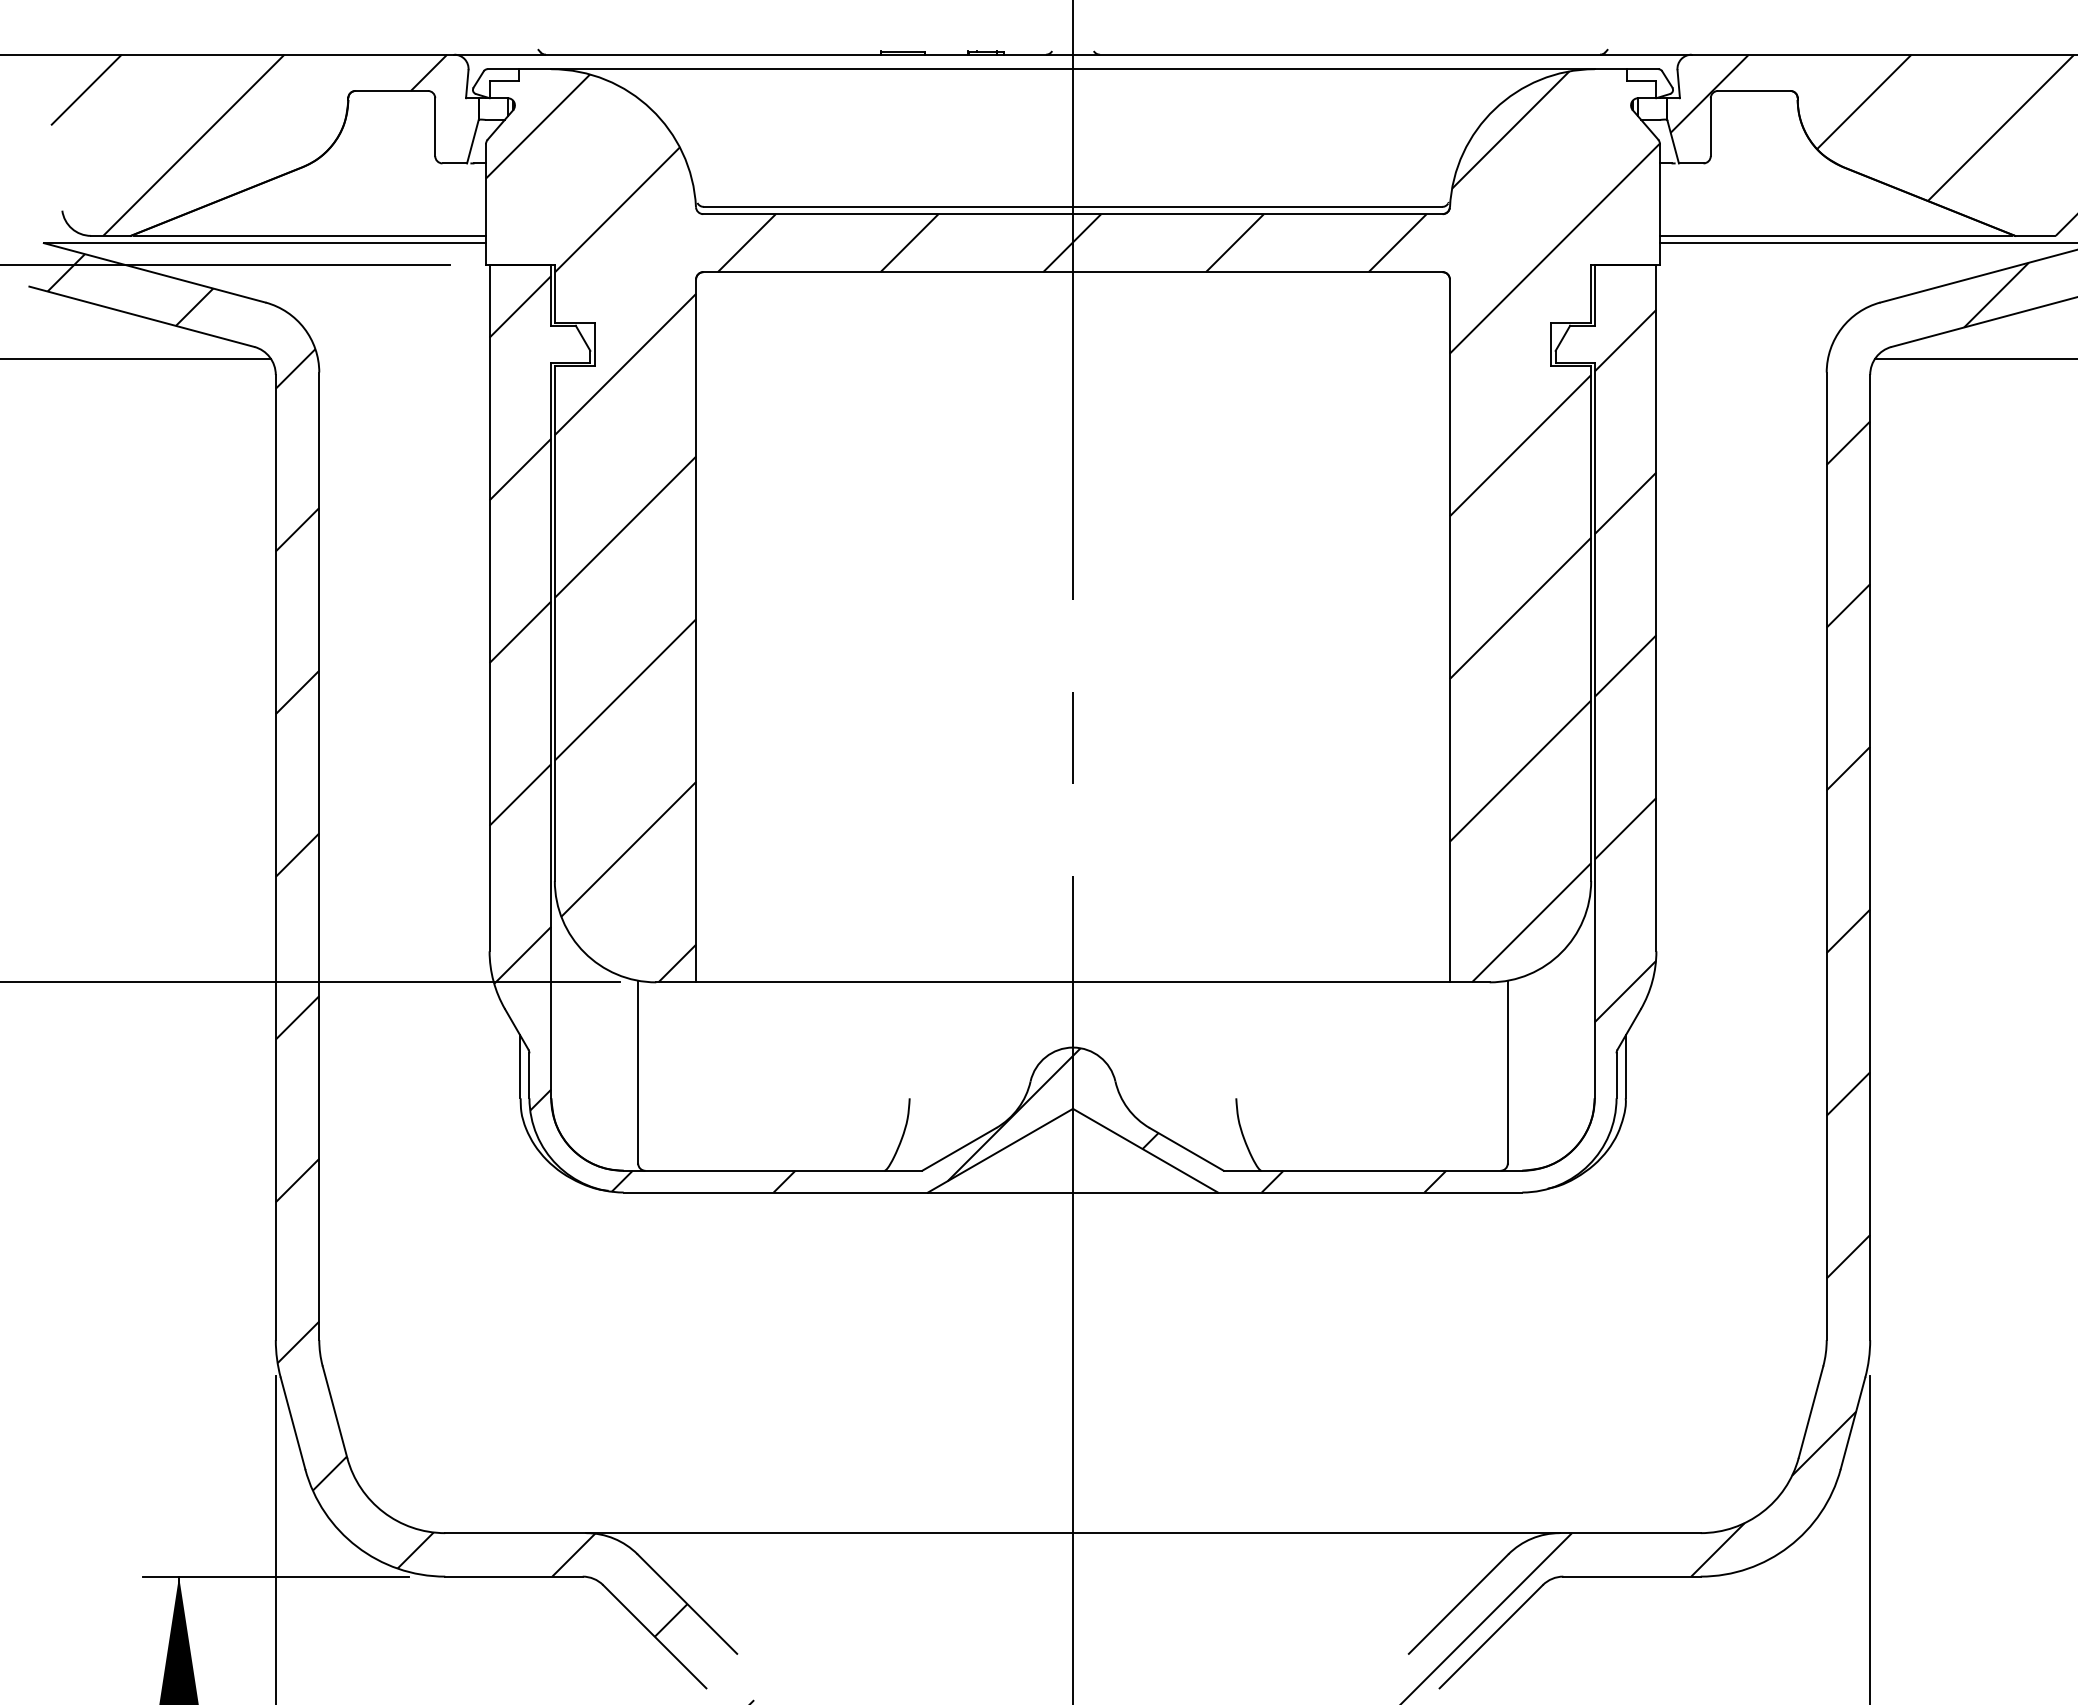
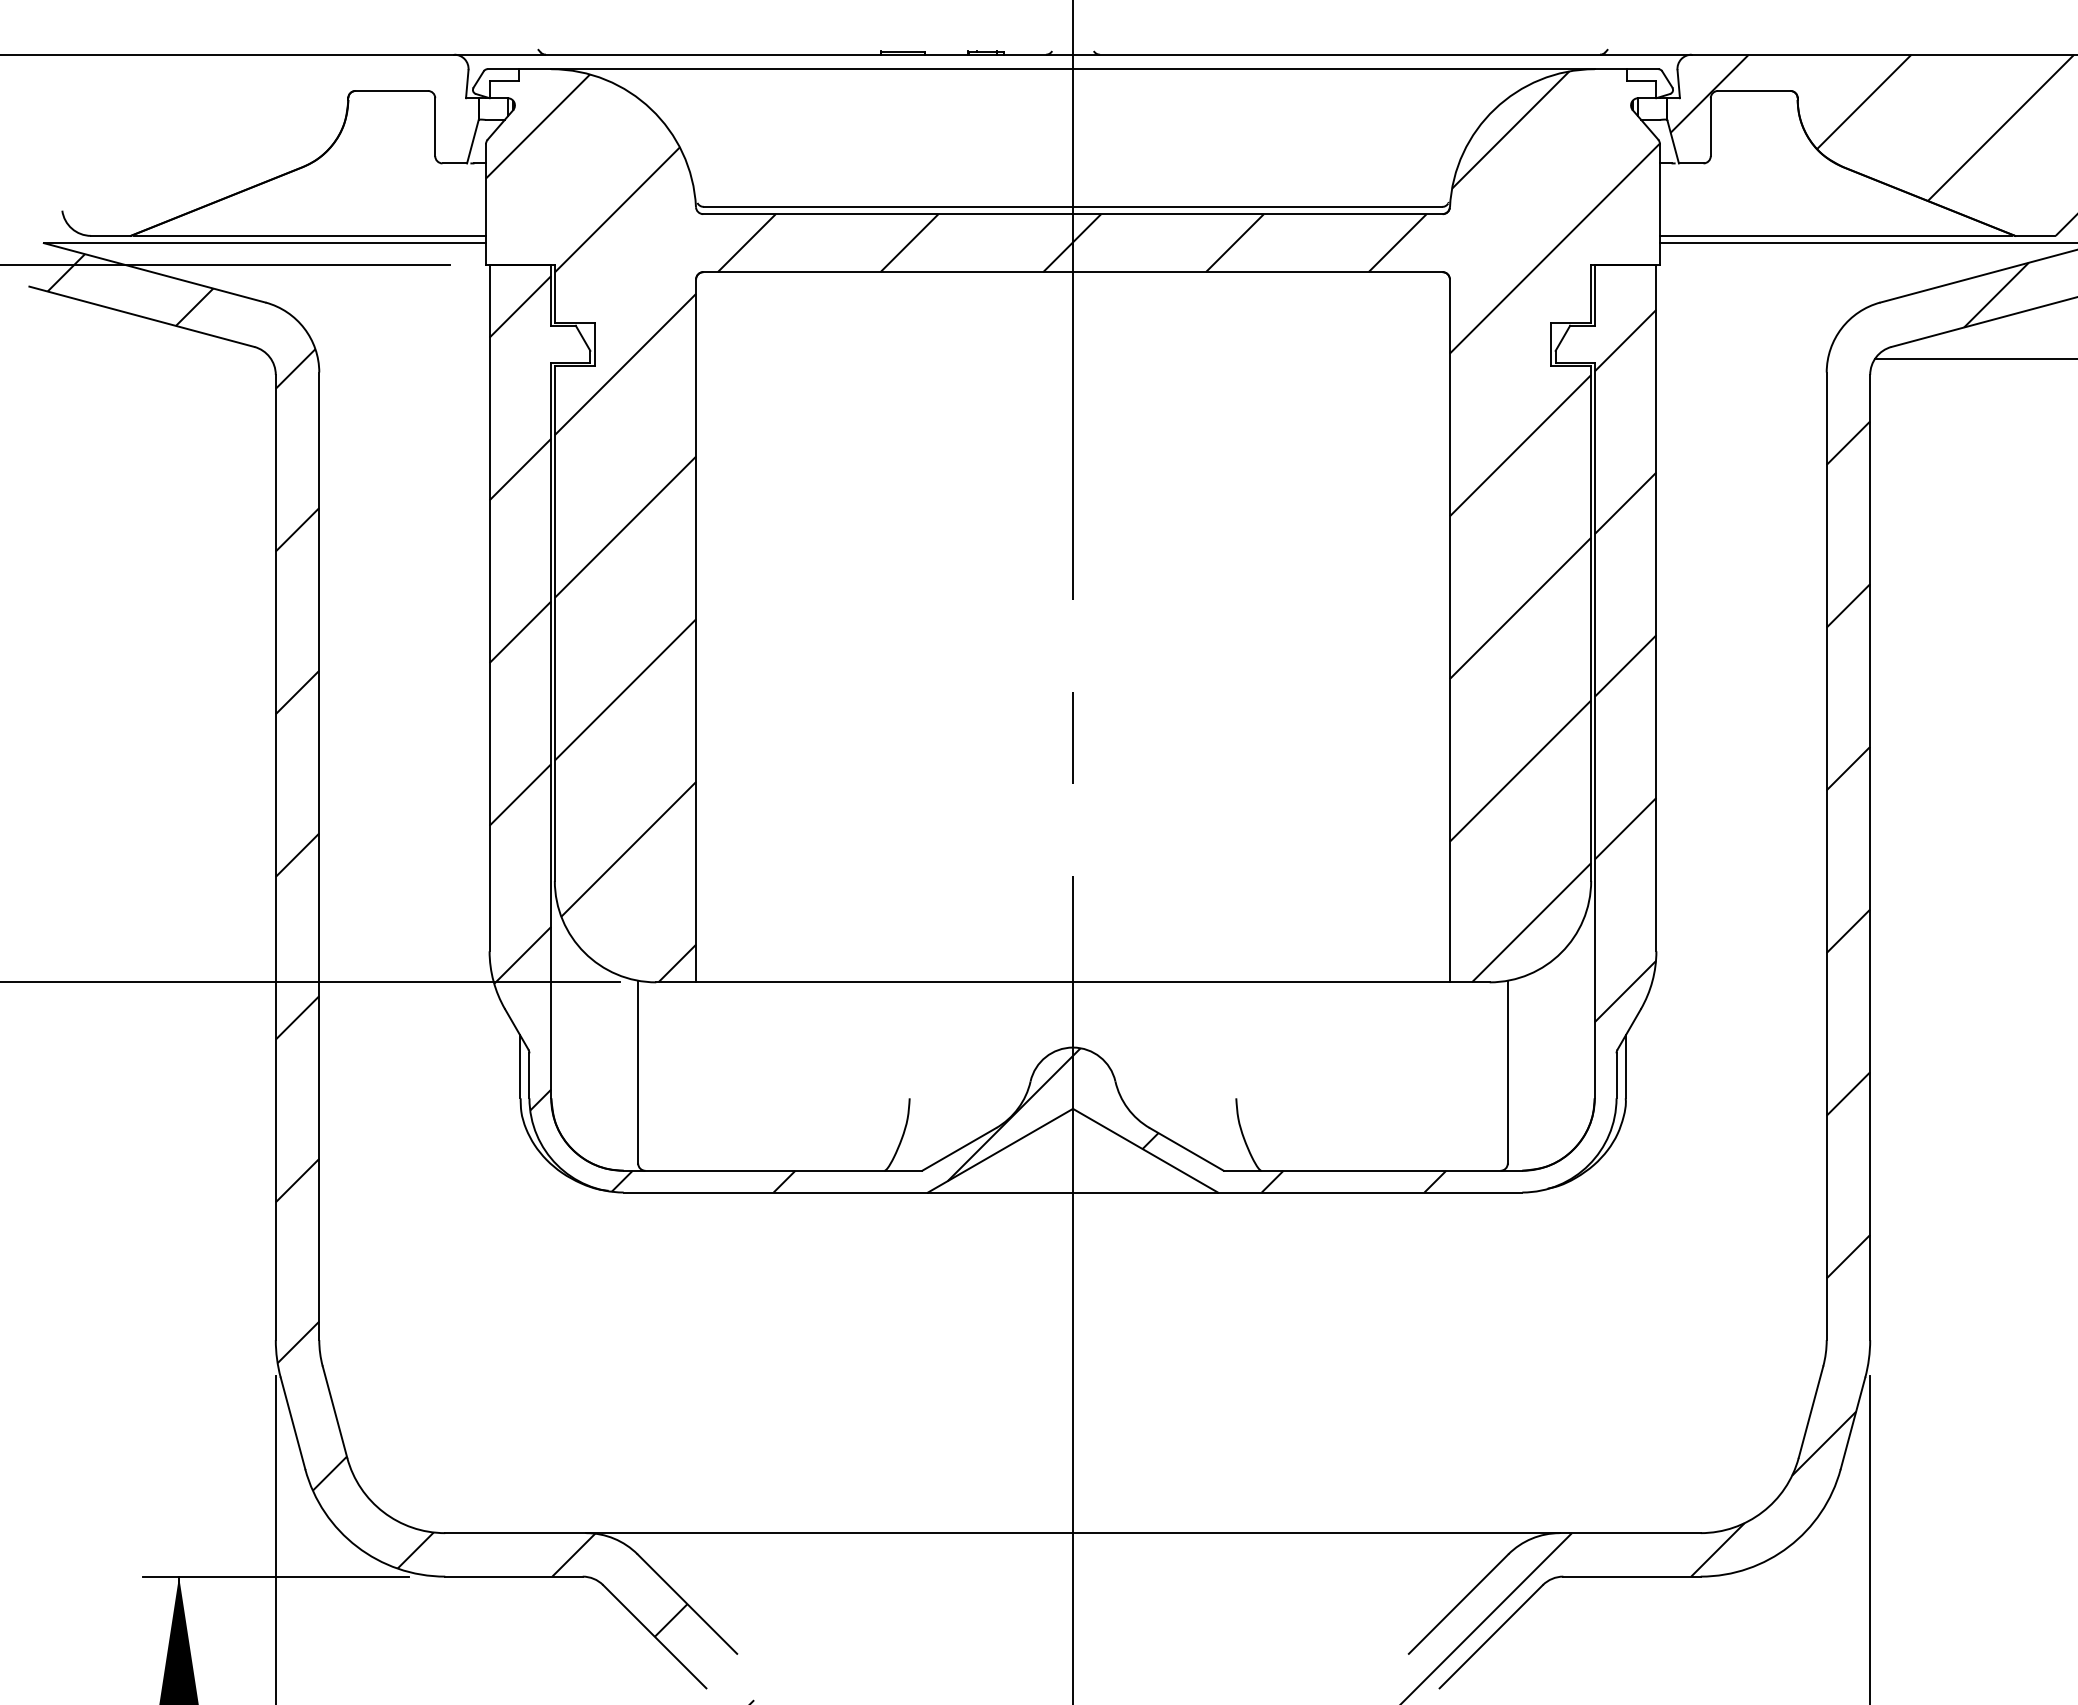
hatch: present -> none (249, 144)
line: present -> none (136, 359)
